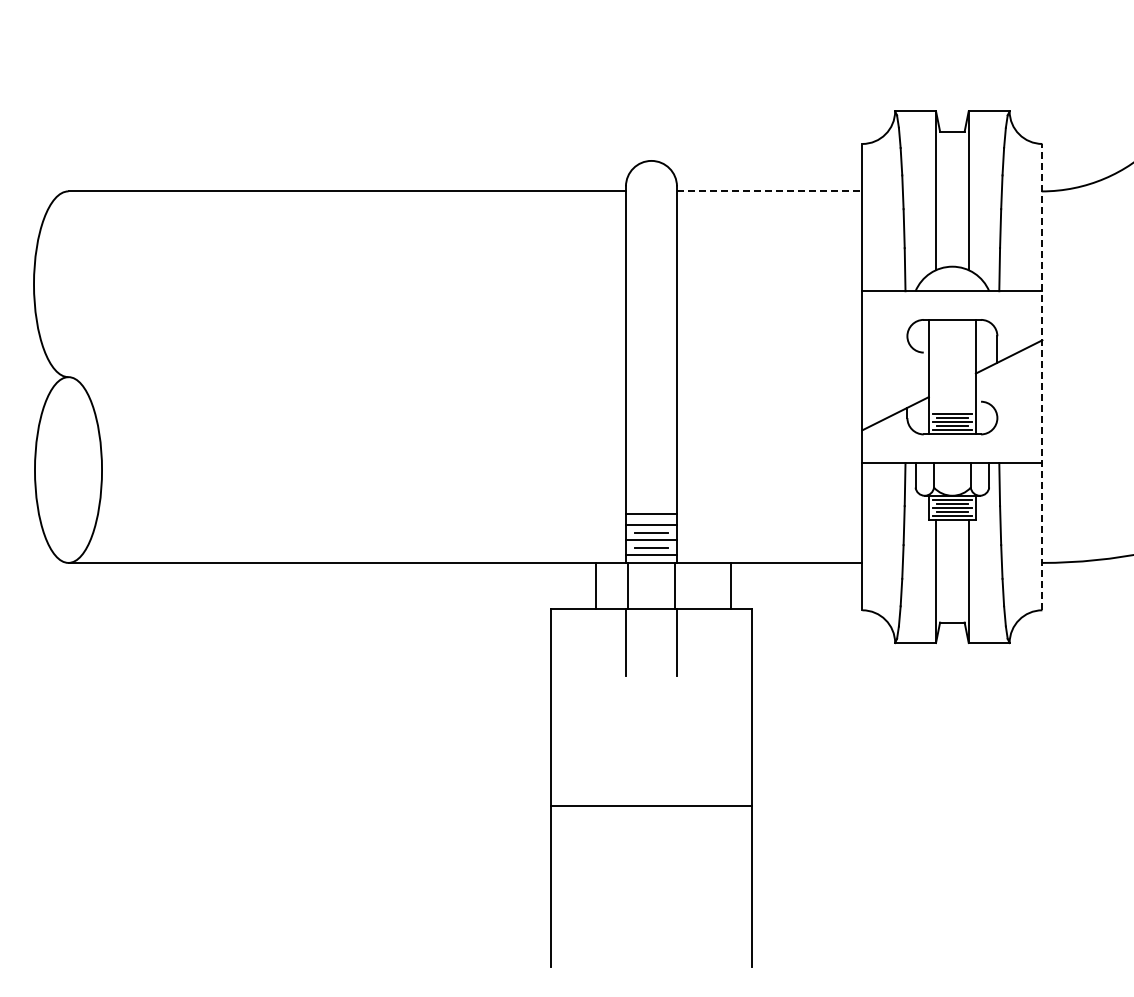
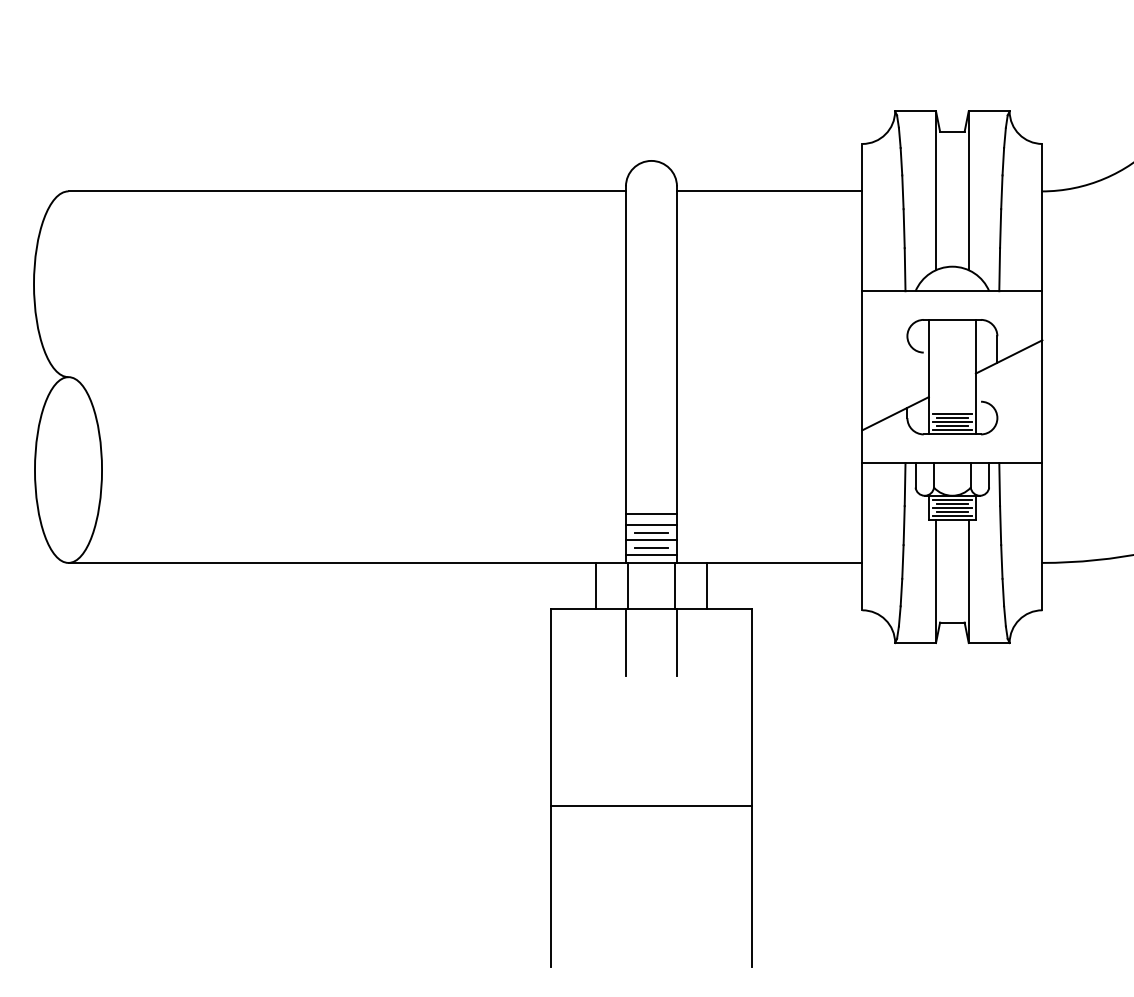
line: dashed -> solid (769, 191)
line: dashed -> solid (1042, 376)
line position: (730, 585) -> (706, 585) (706, 585)
